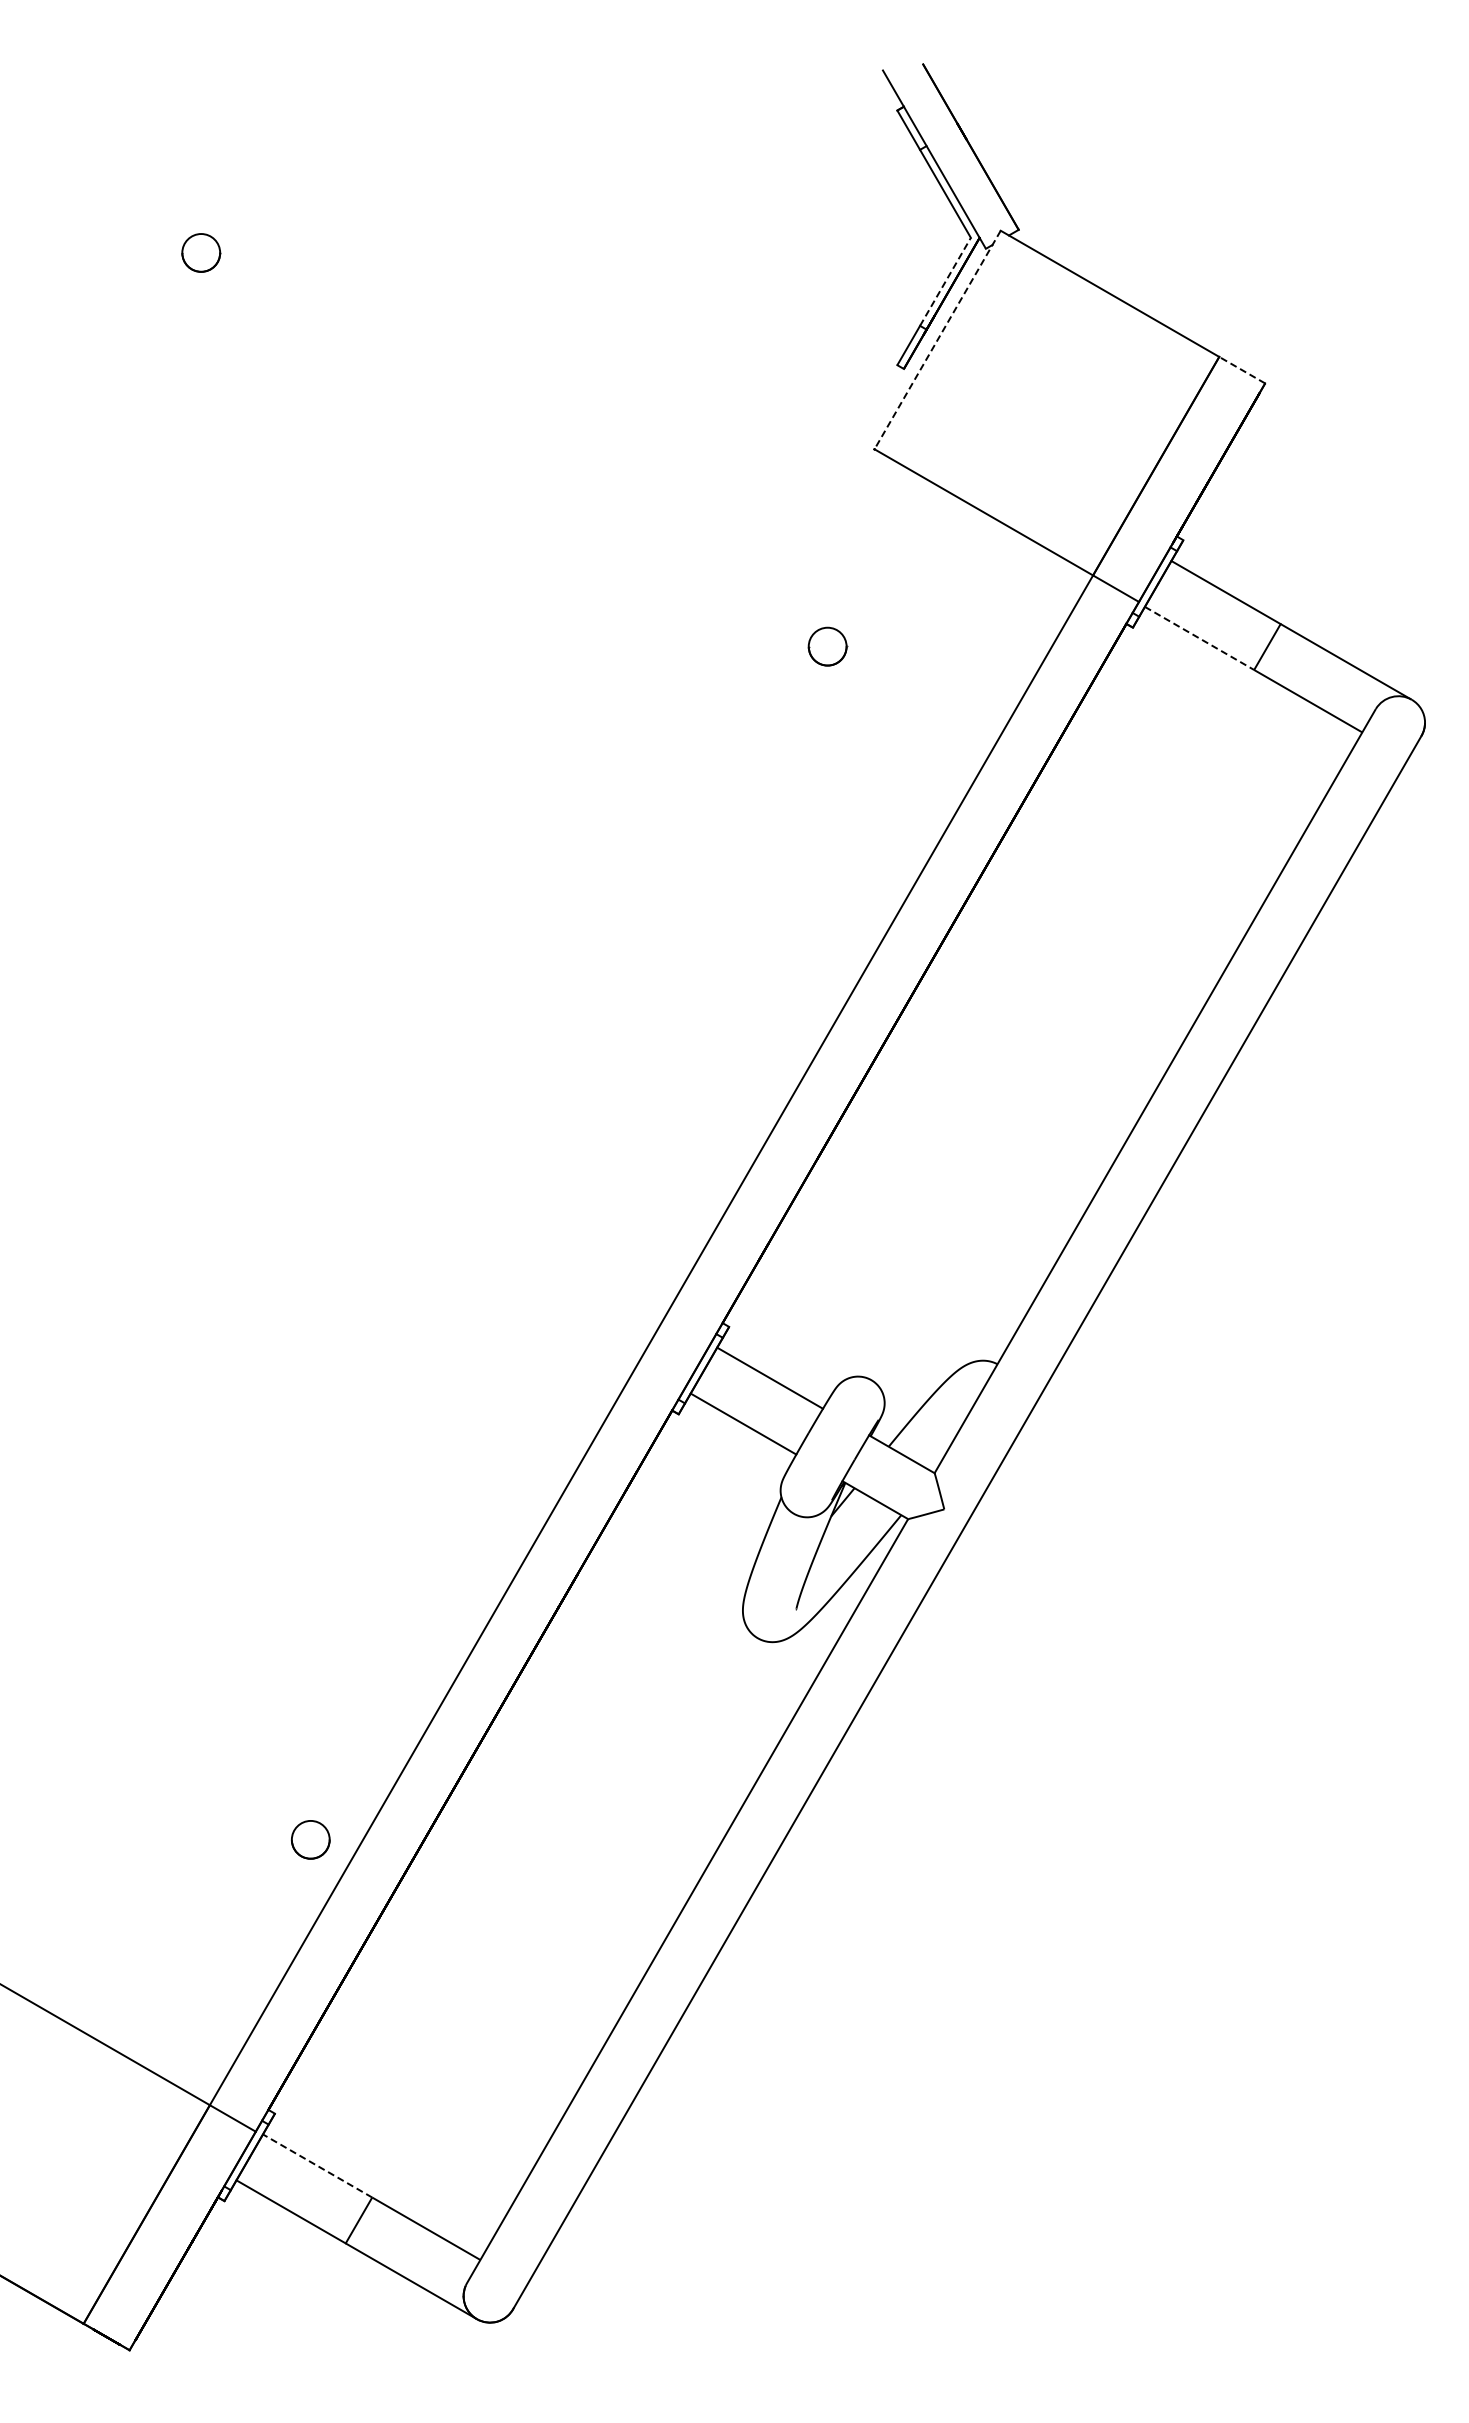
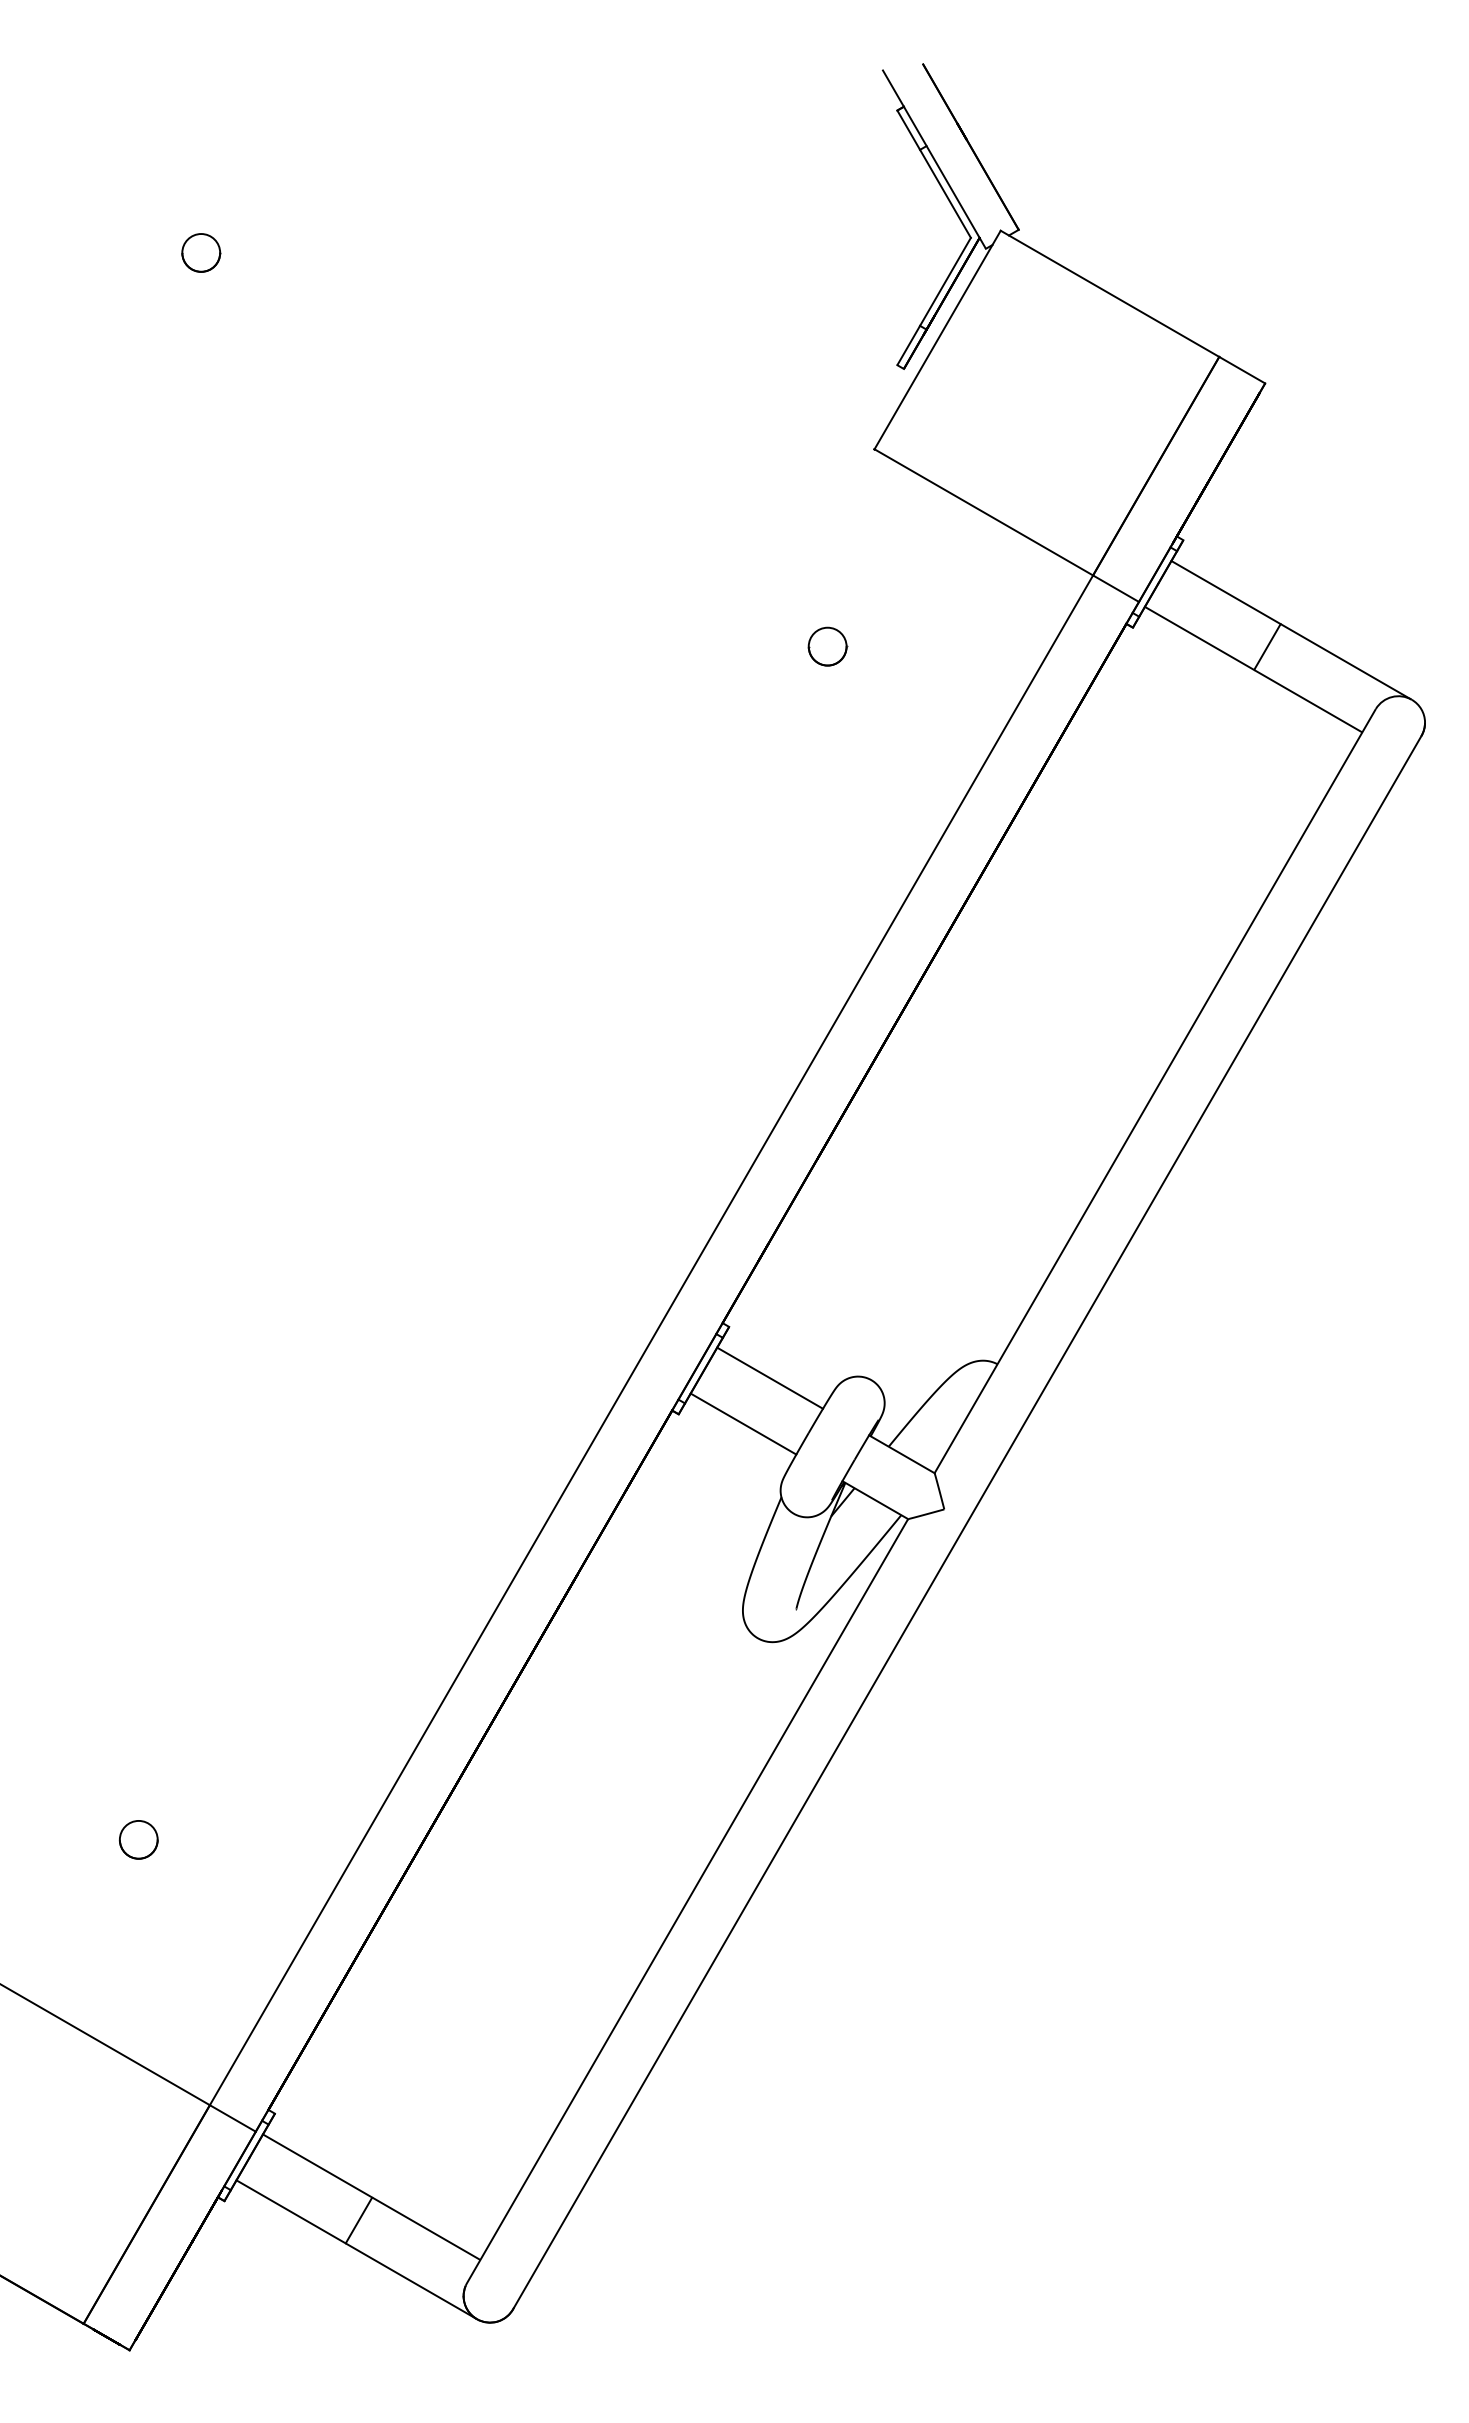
line: dashed -> solid (945, 281)
line: dashed -> solid (937, 340)
line: dashed -> solid (1241, 369)
line: dashed -> solid (1199, 638)
part position: (310, 1839) -> (138, 1839) (138, 1839)
line: dashed -> solid (317, 2165)
